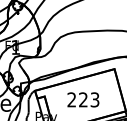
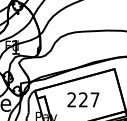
text: 223 -> 227 (94, 99)
